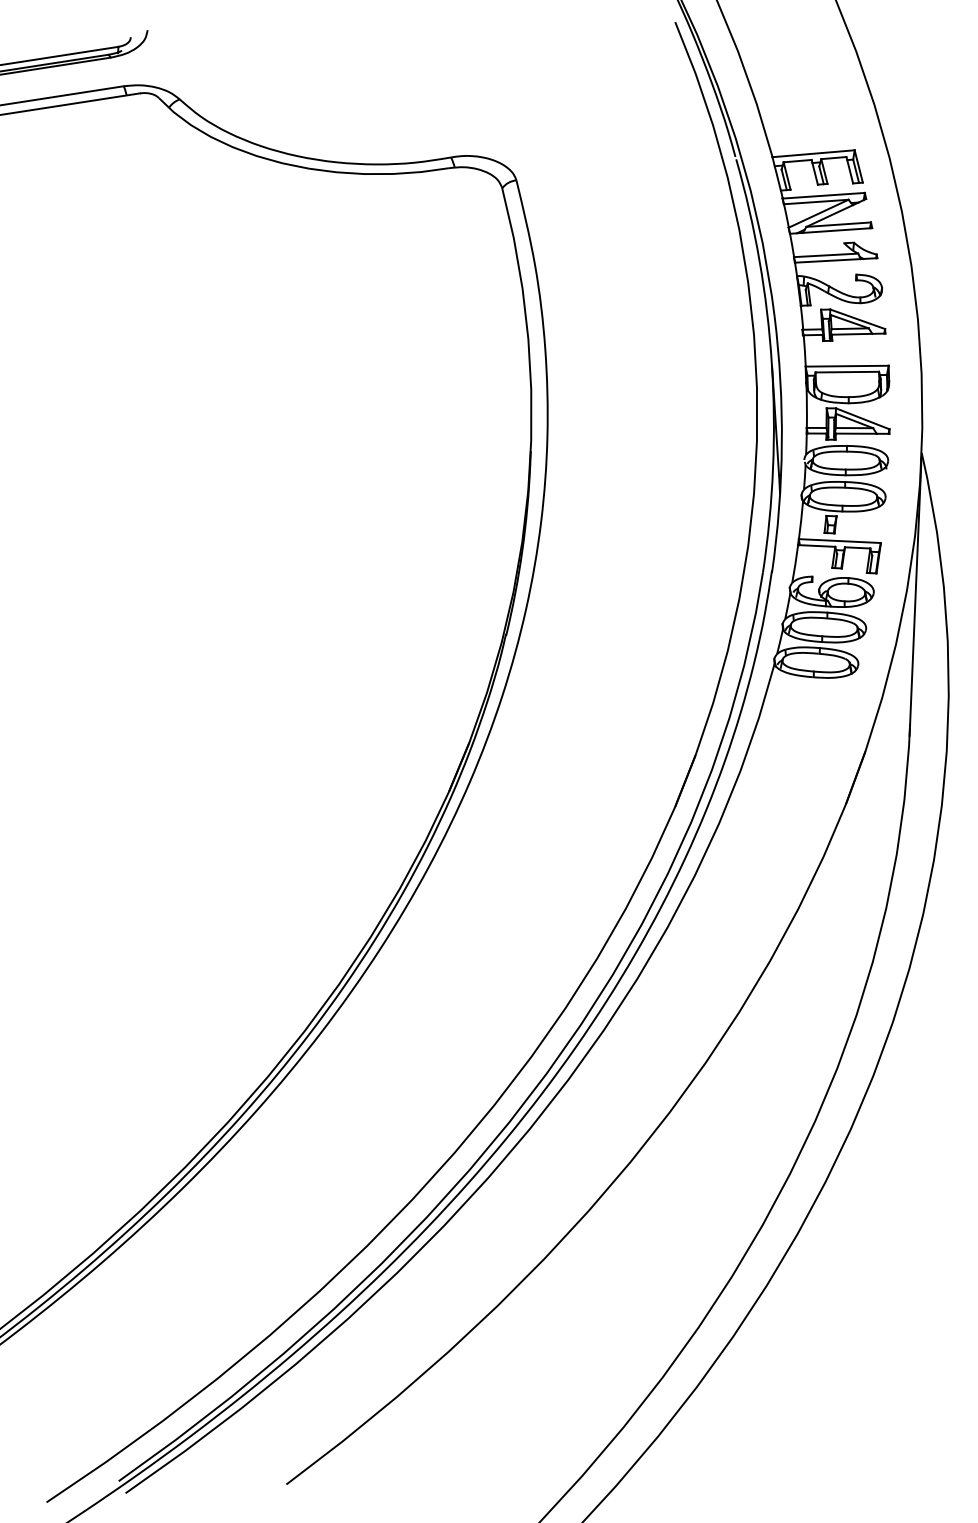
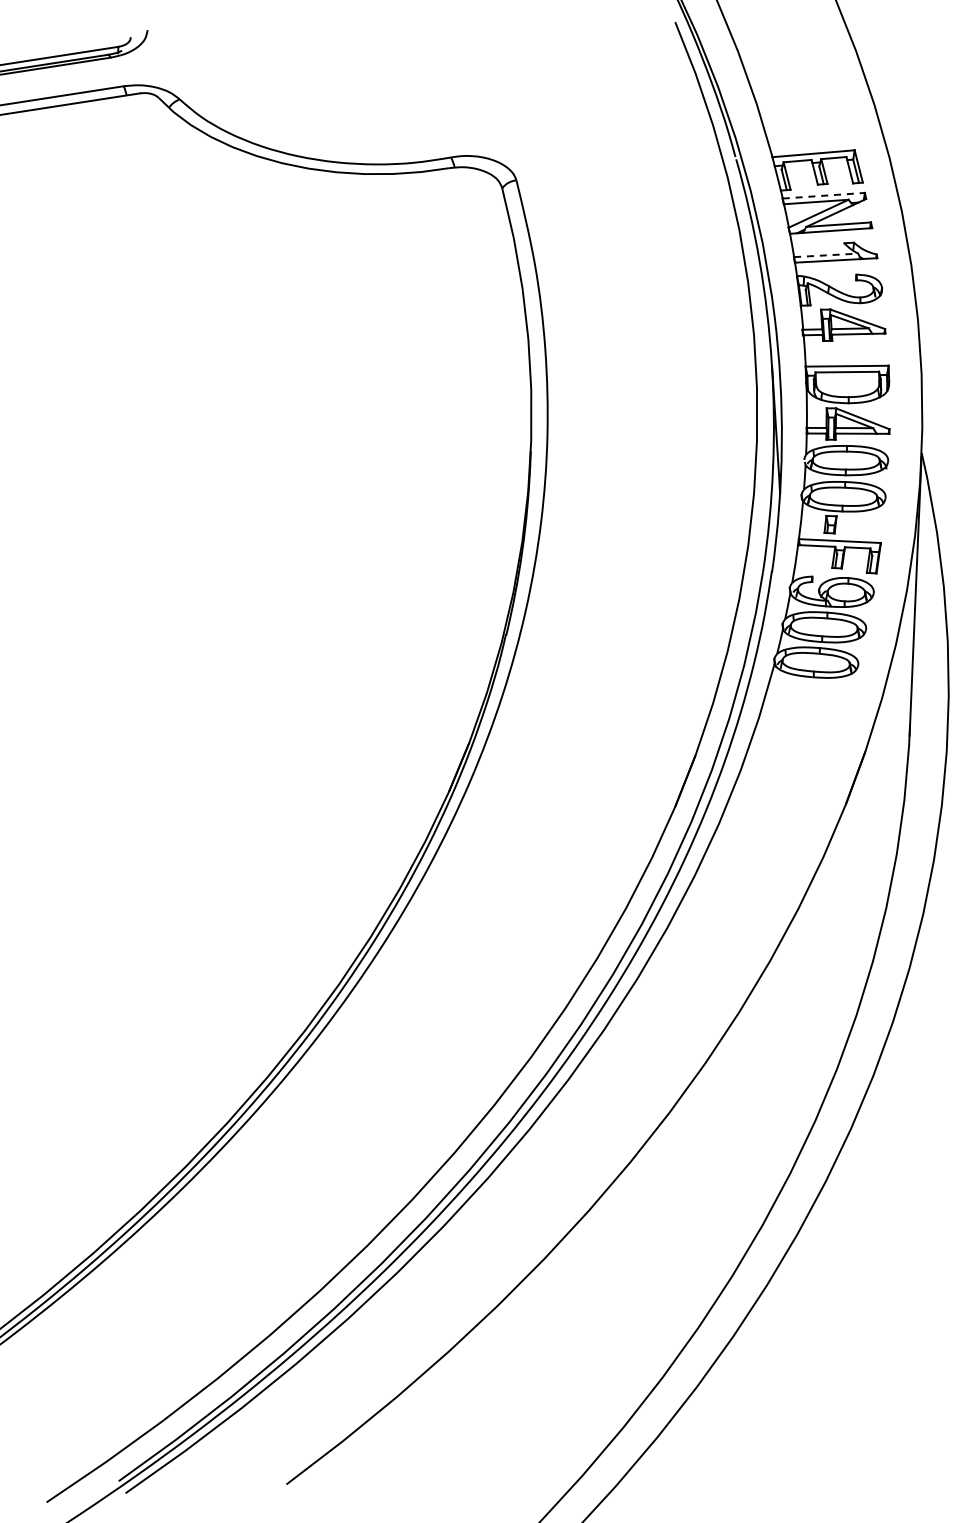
line: solid -> dashed (824, 195)
line: solid -> dashed (826, 255)
